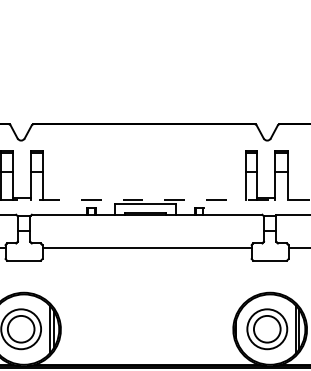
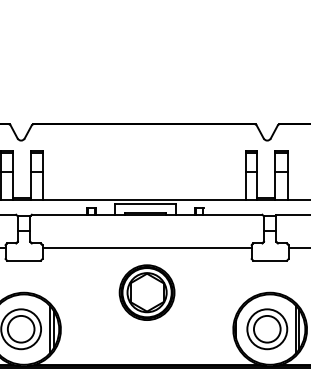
line: dashed -> solid (155, 199)
part: none -> present (146, 292)
